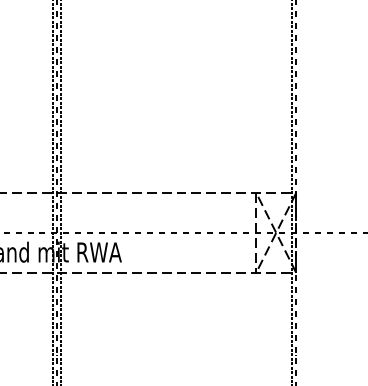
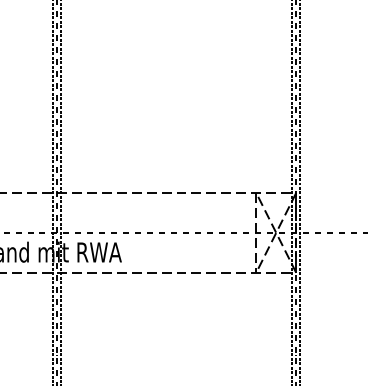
line: none -> present (300, 192)
